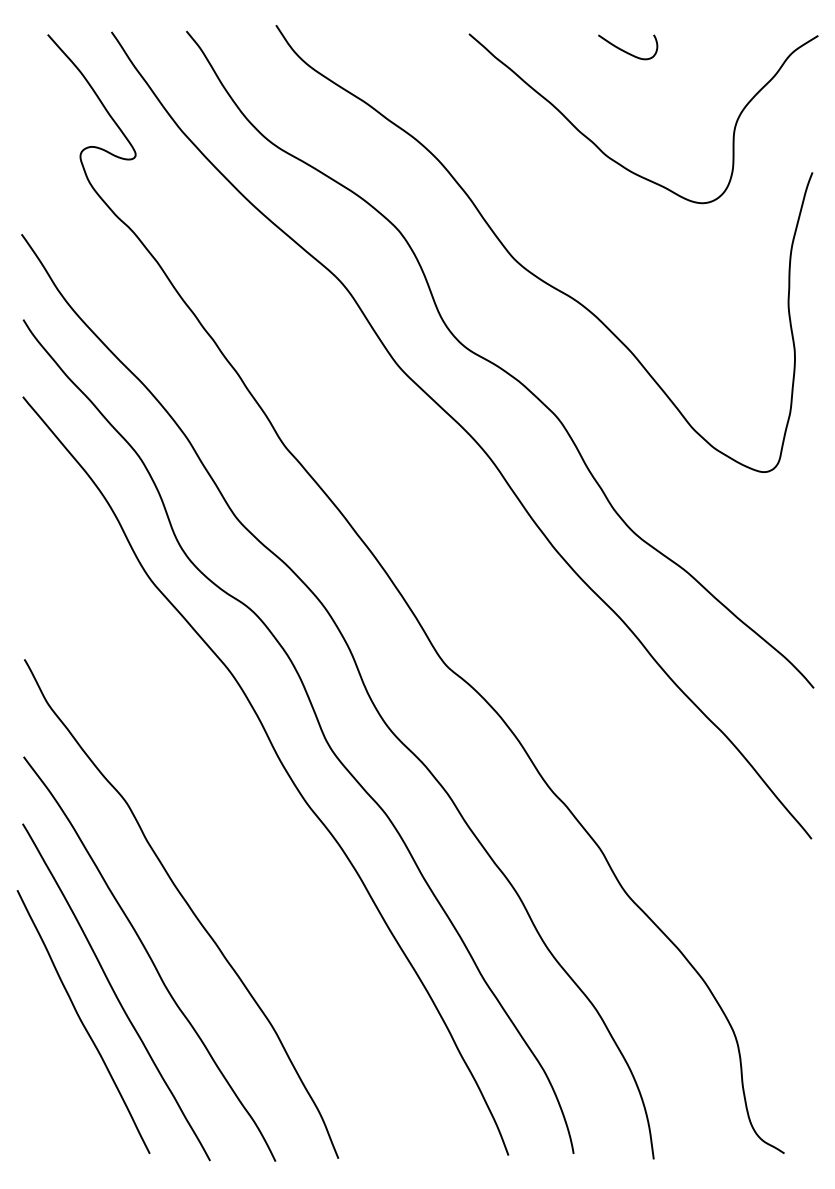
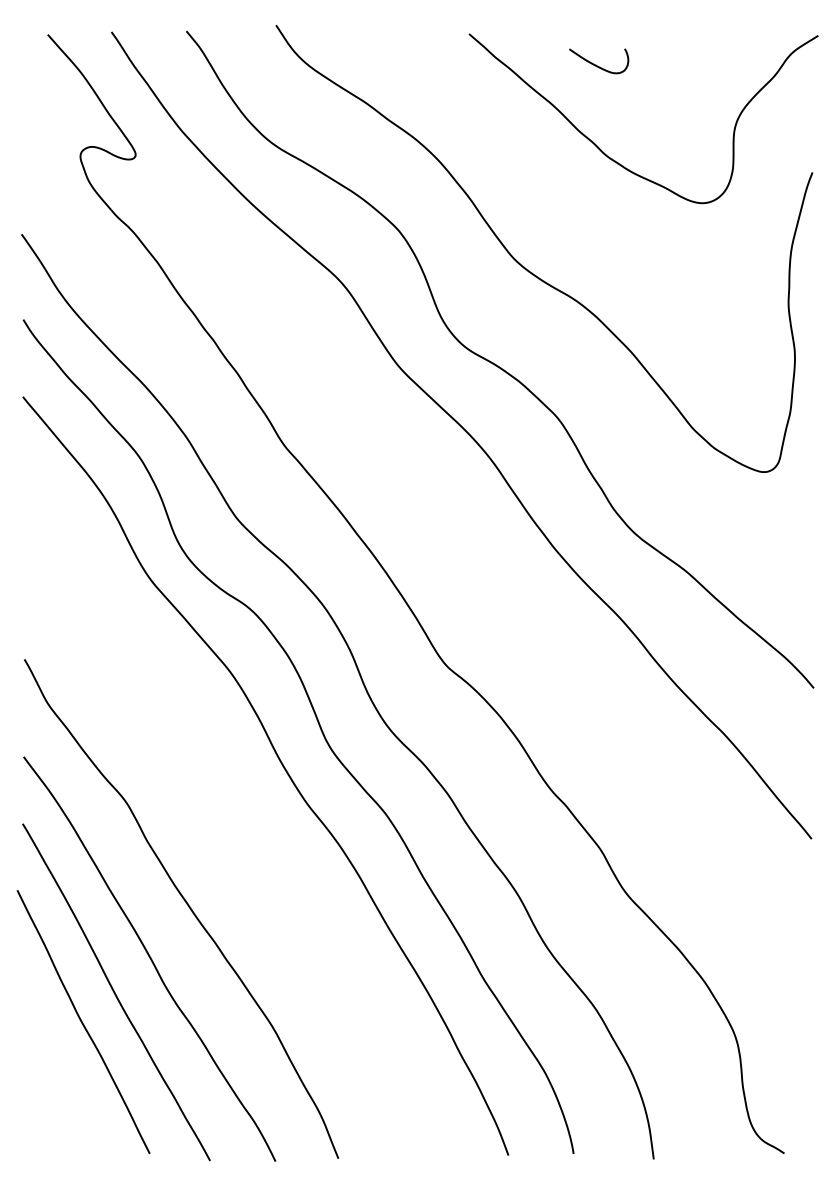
curve position: (626, 51) -> (597, 65) (597, 65)
